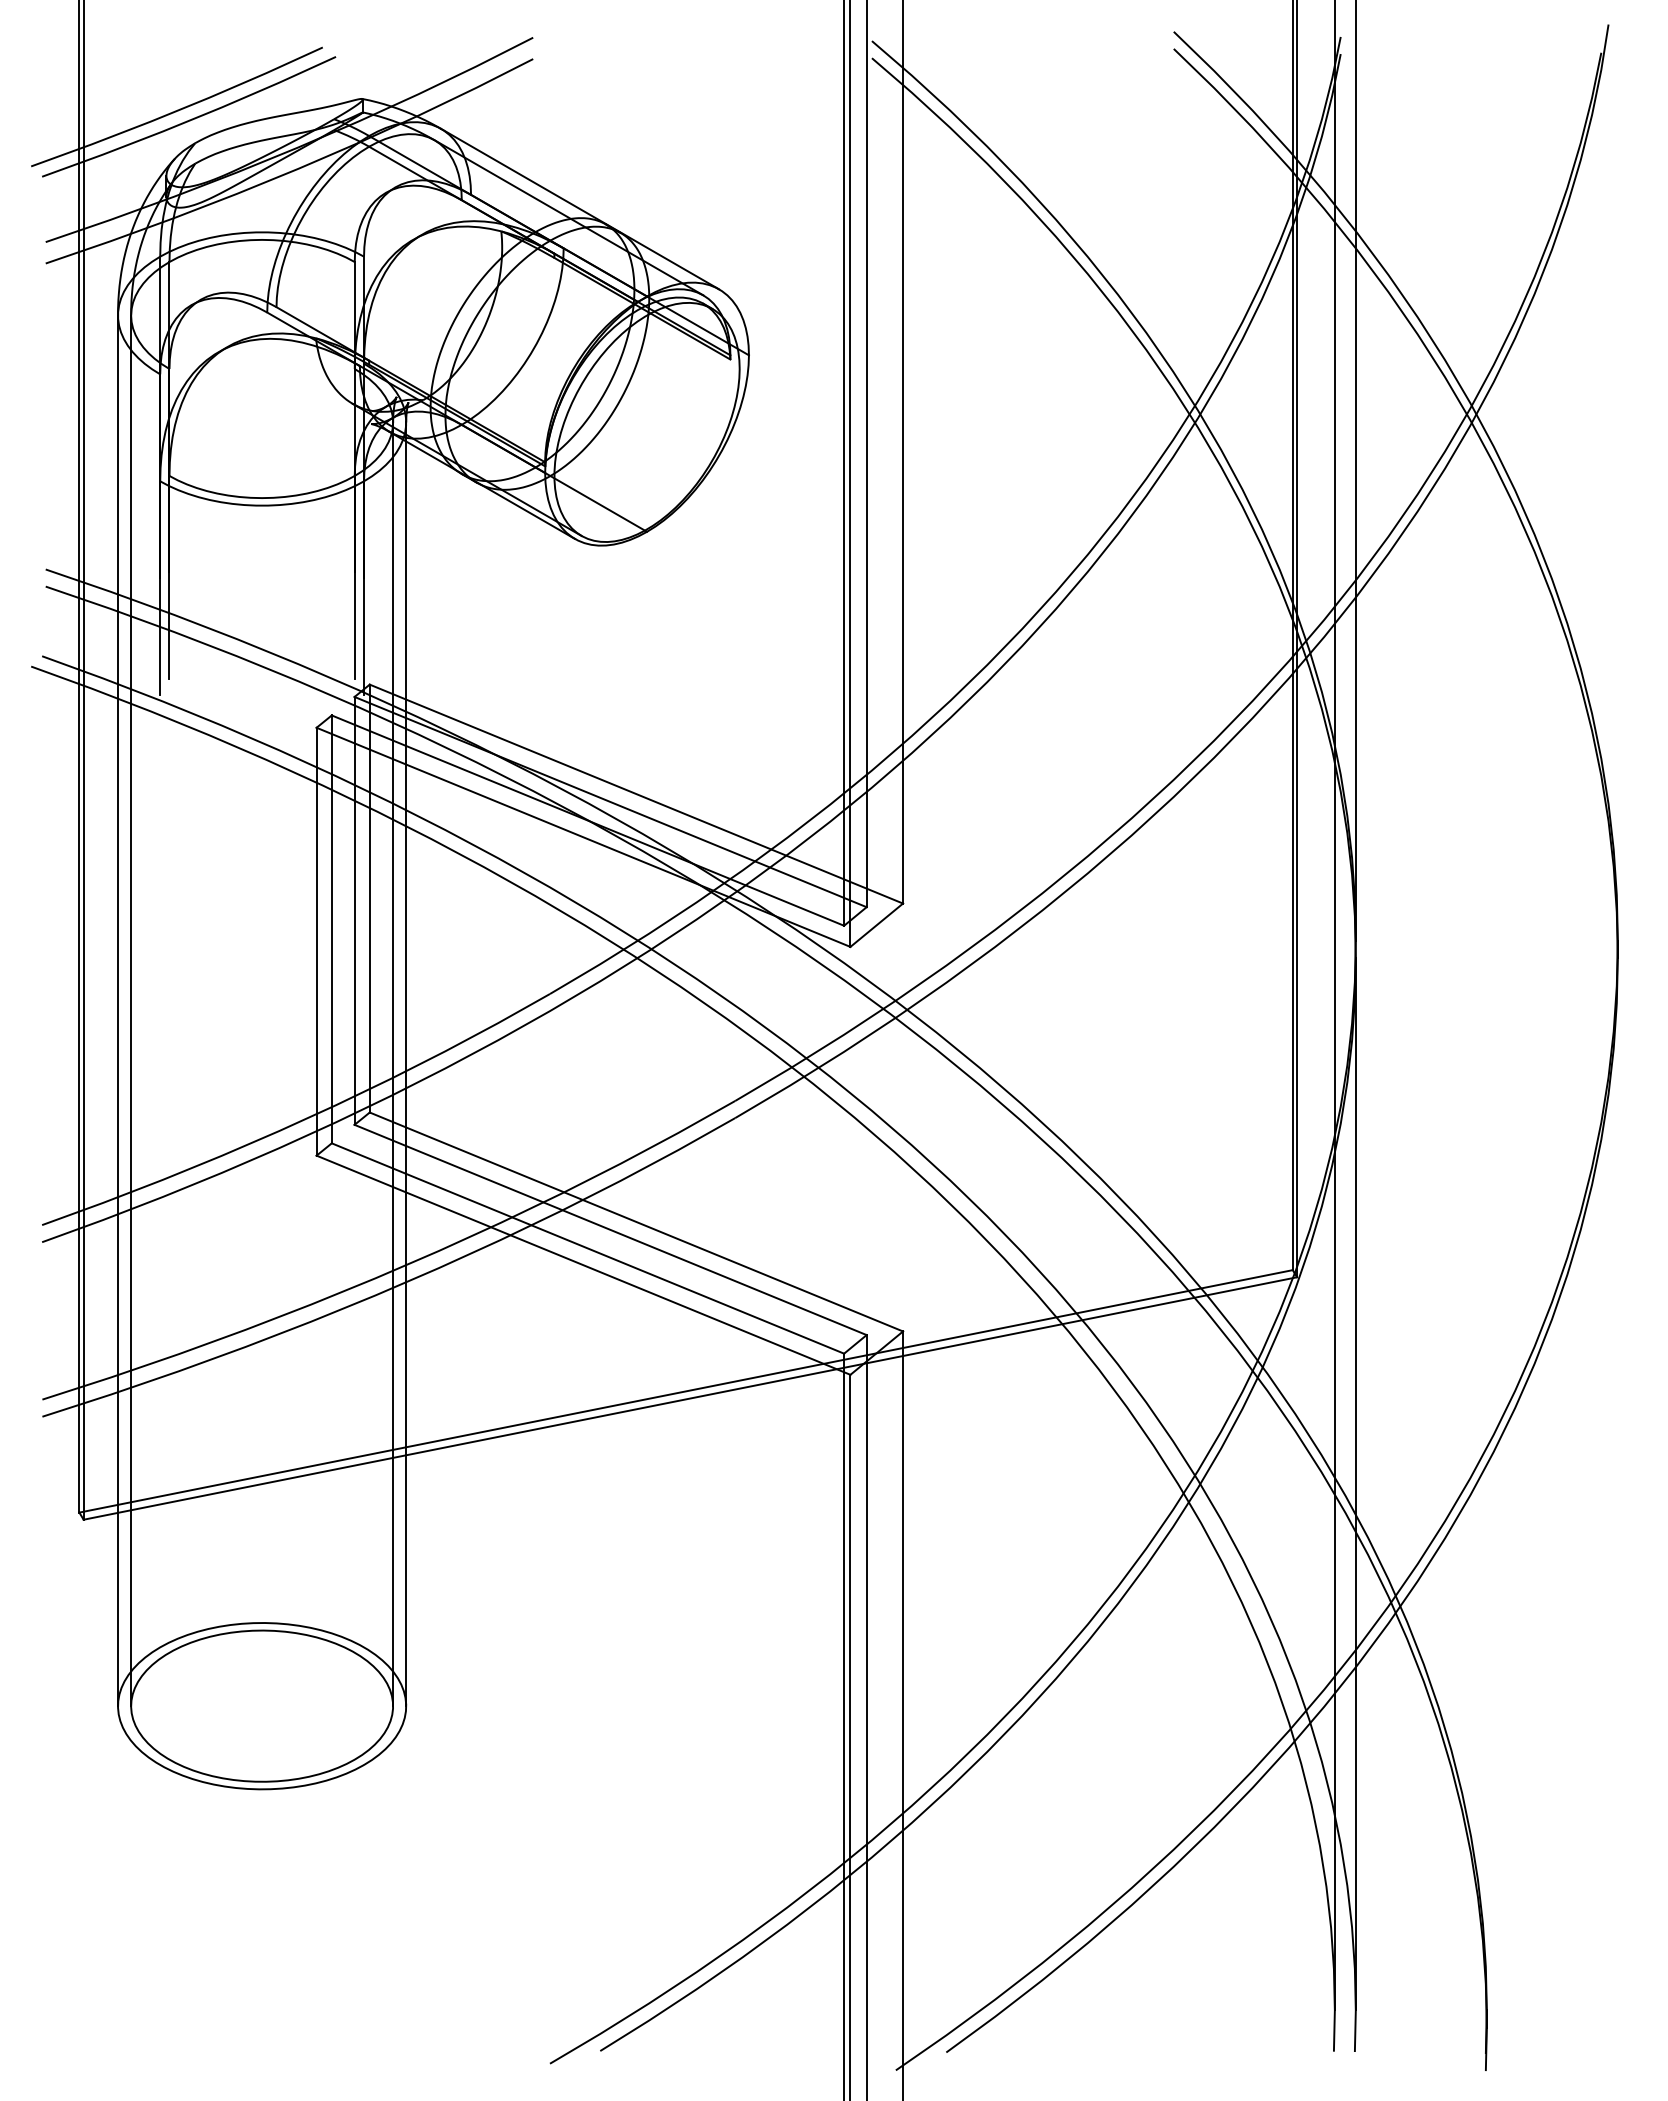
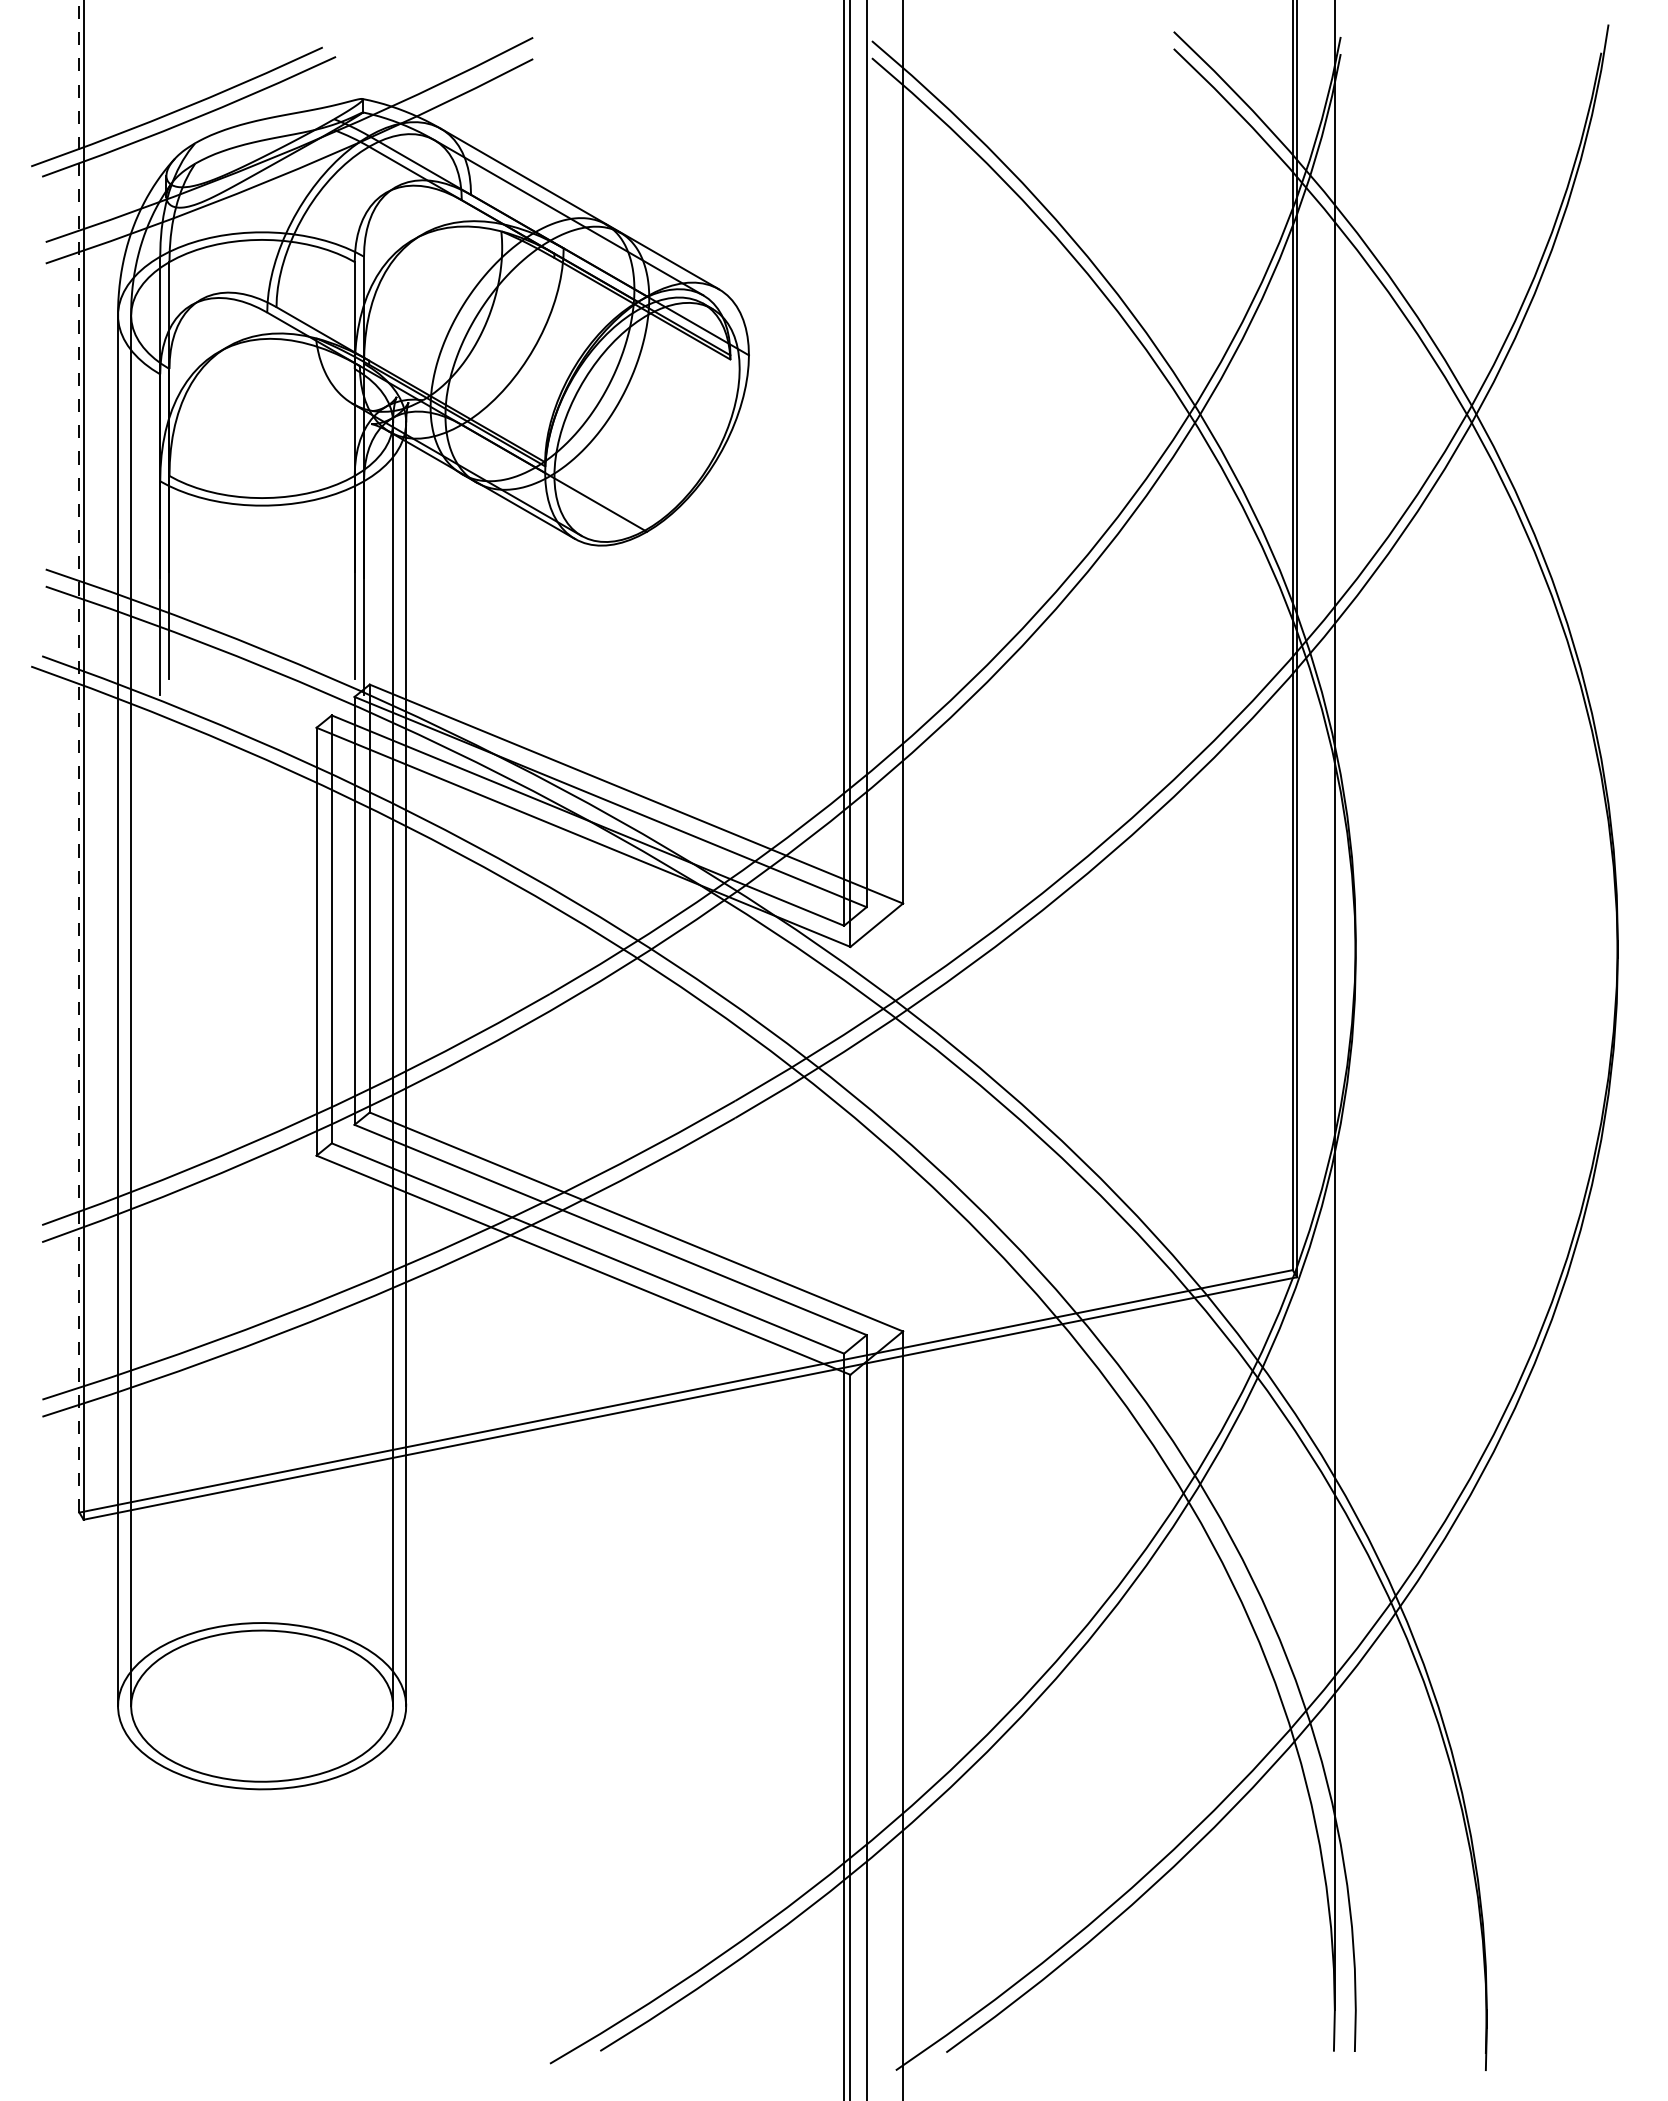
line: present -> none (1355, 471)
line: solid -> dashed (79, 756)
line: present -> none (1355, 1483)
